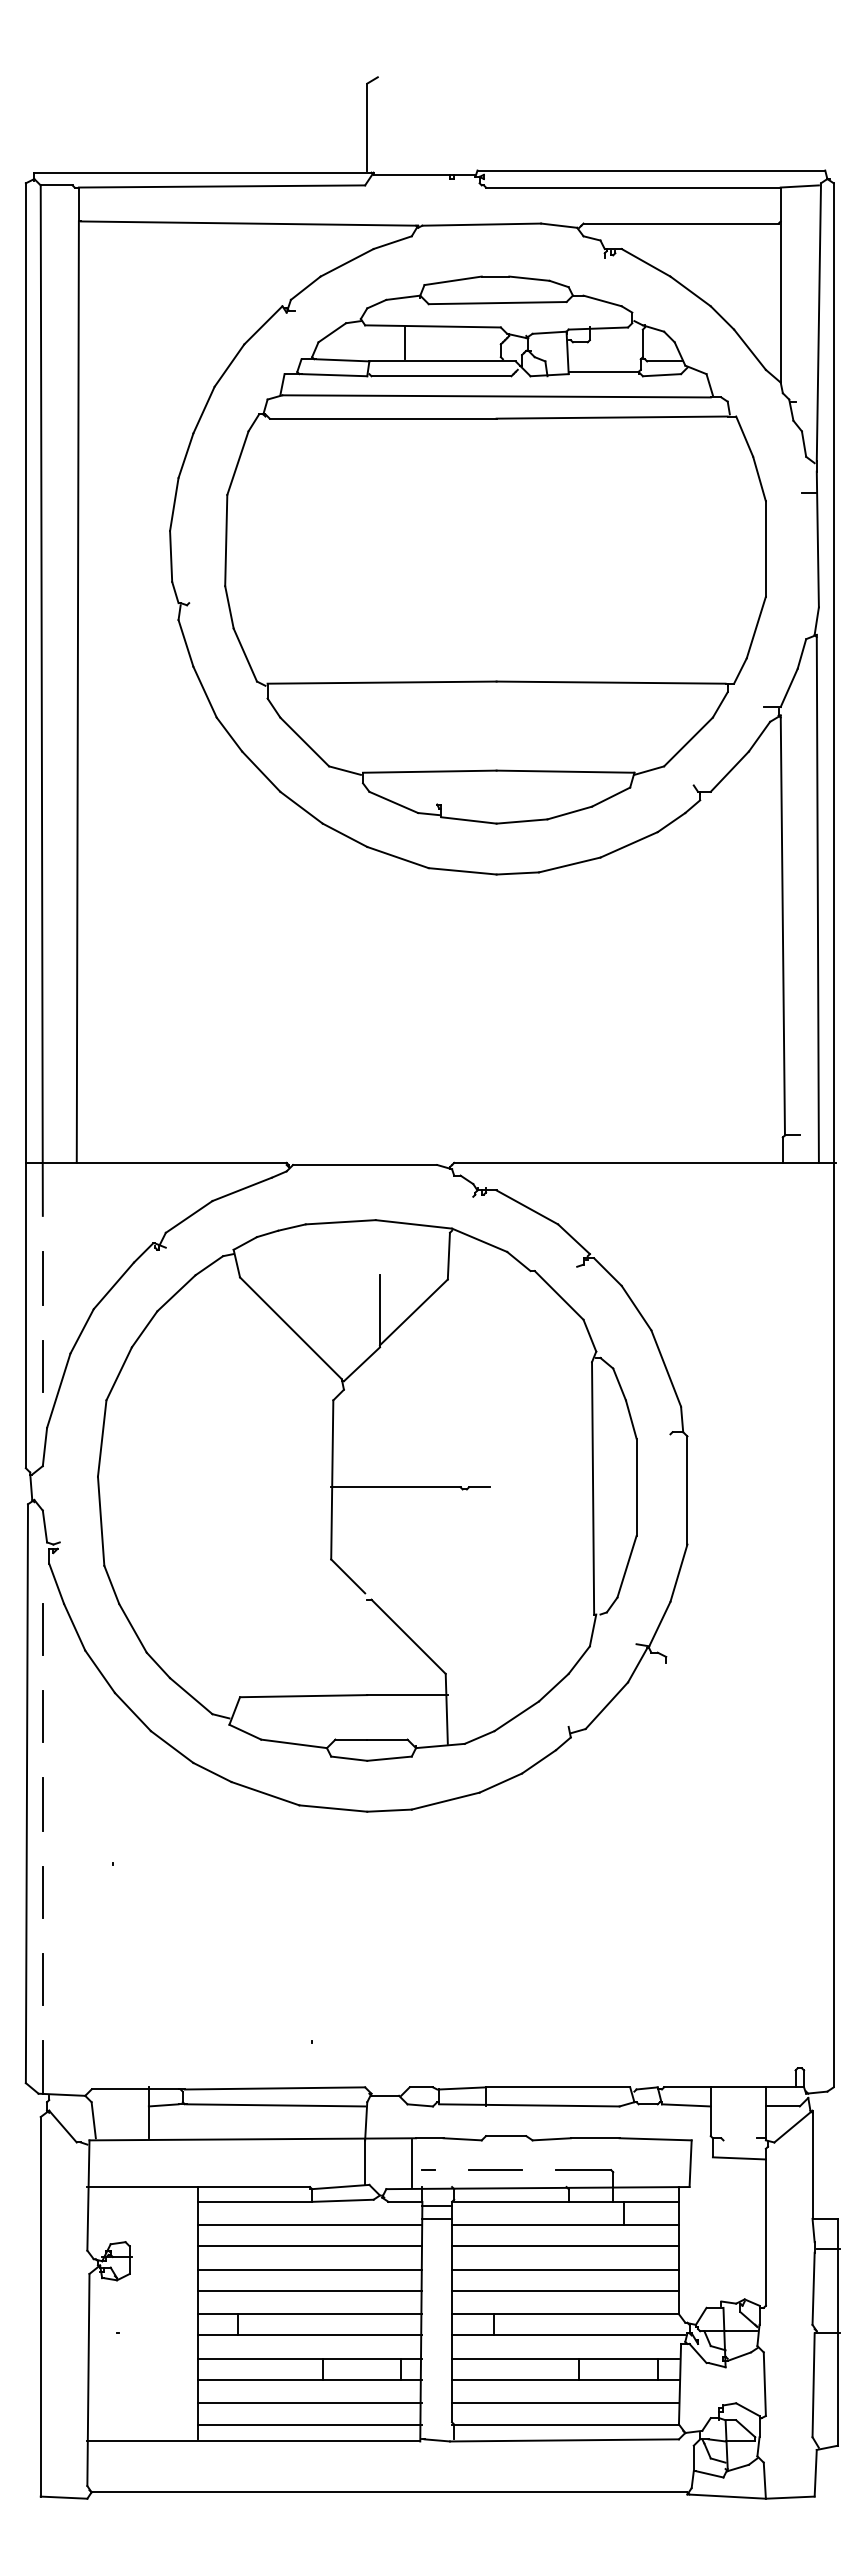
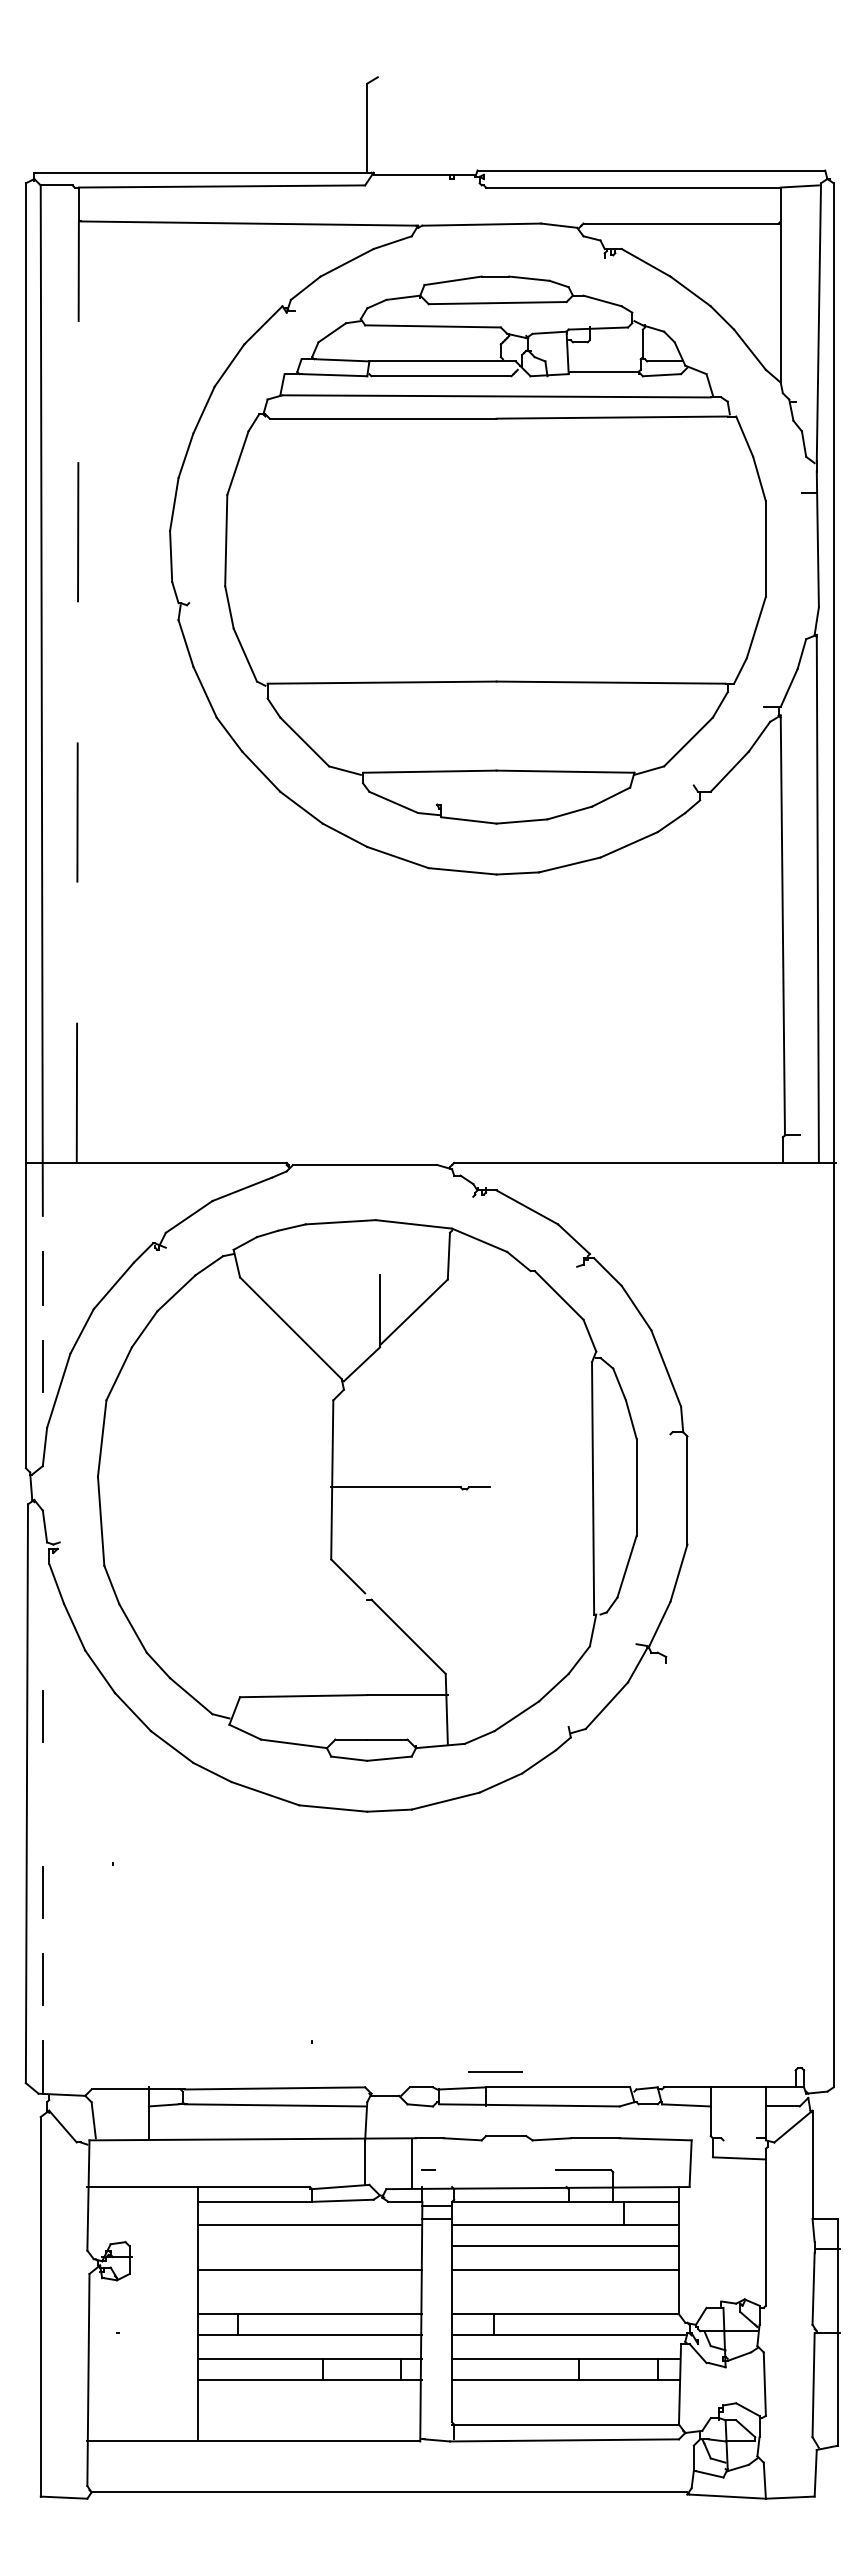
line: present -> none (405, 343)
line: solid -> dashed (77, 692)
line: present -> none (42, 1628)
line: present -> none (42, 1803)
line position: (495, 2169) -> (495, 2071) (495, 2071)
line: present -> none (309, 2246)
line: present -> none (309, 2290)
line: present -> none (565, 2290)
line: present -> none (309, 2403)
line: present -> none (565, 2403)
line: present -> none (309, 2424)
